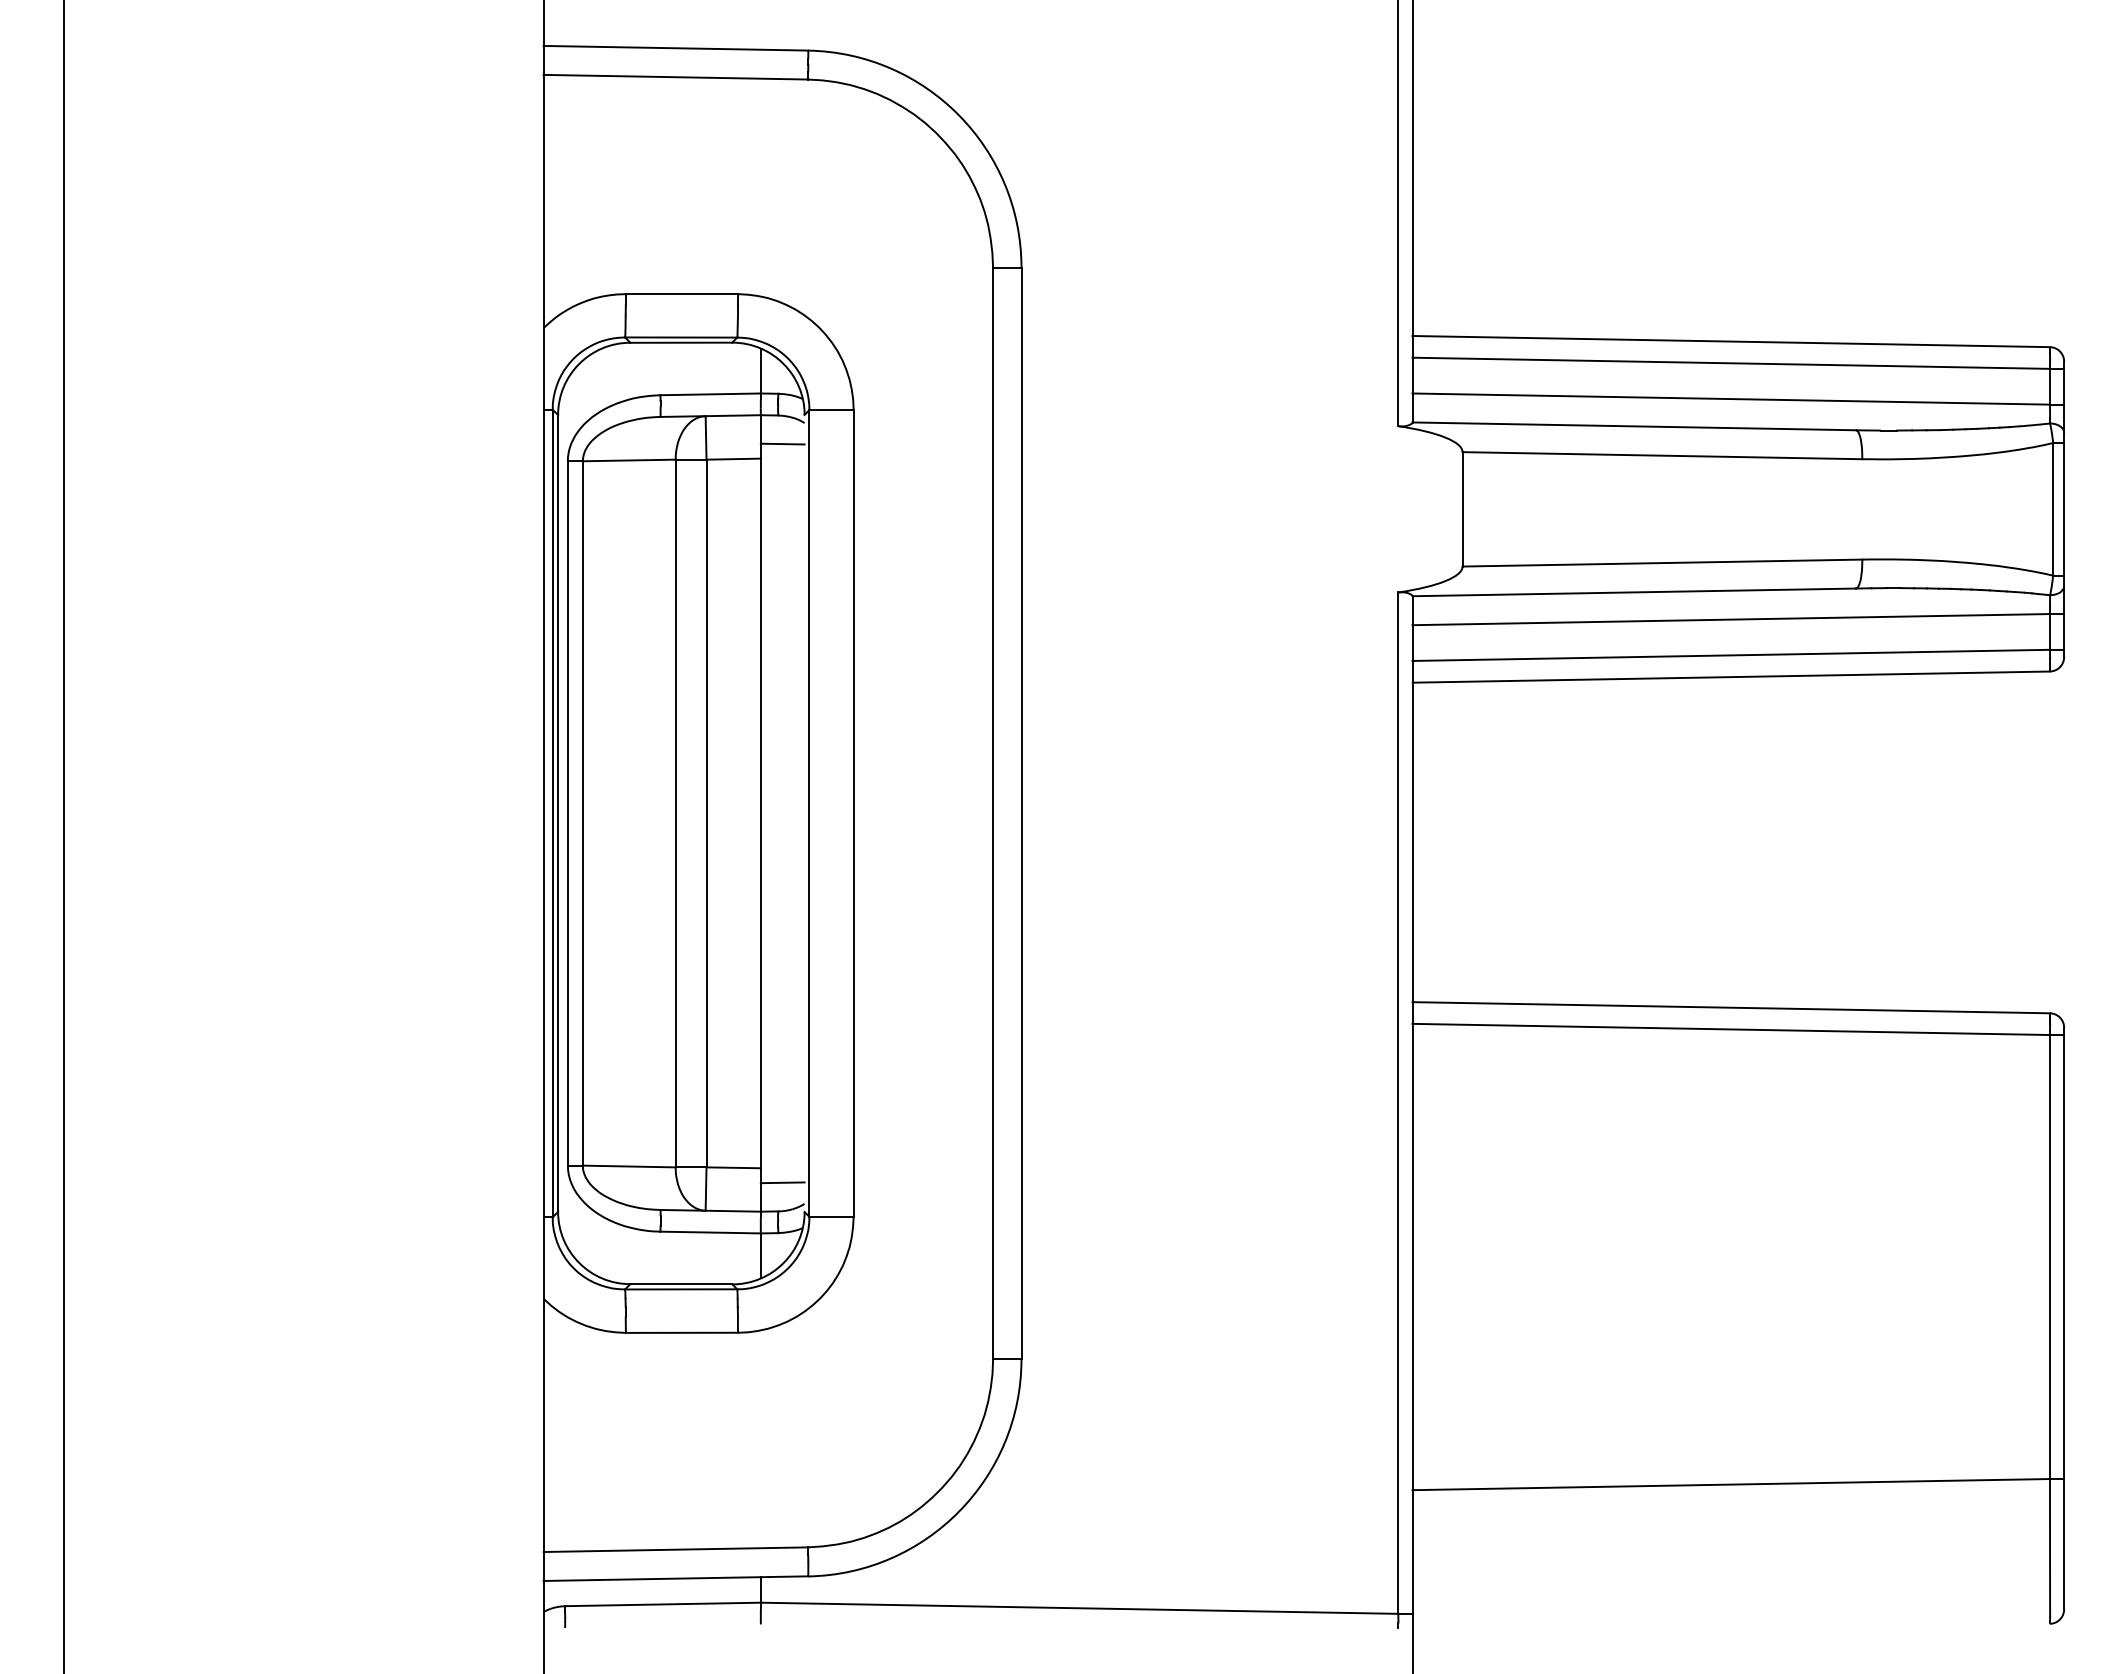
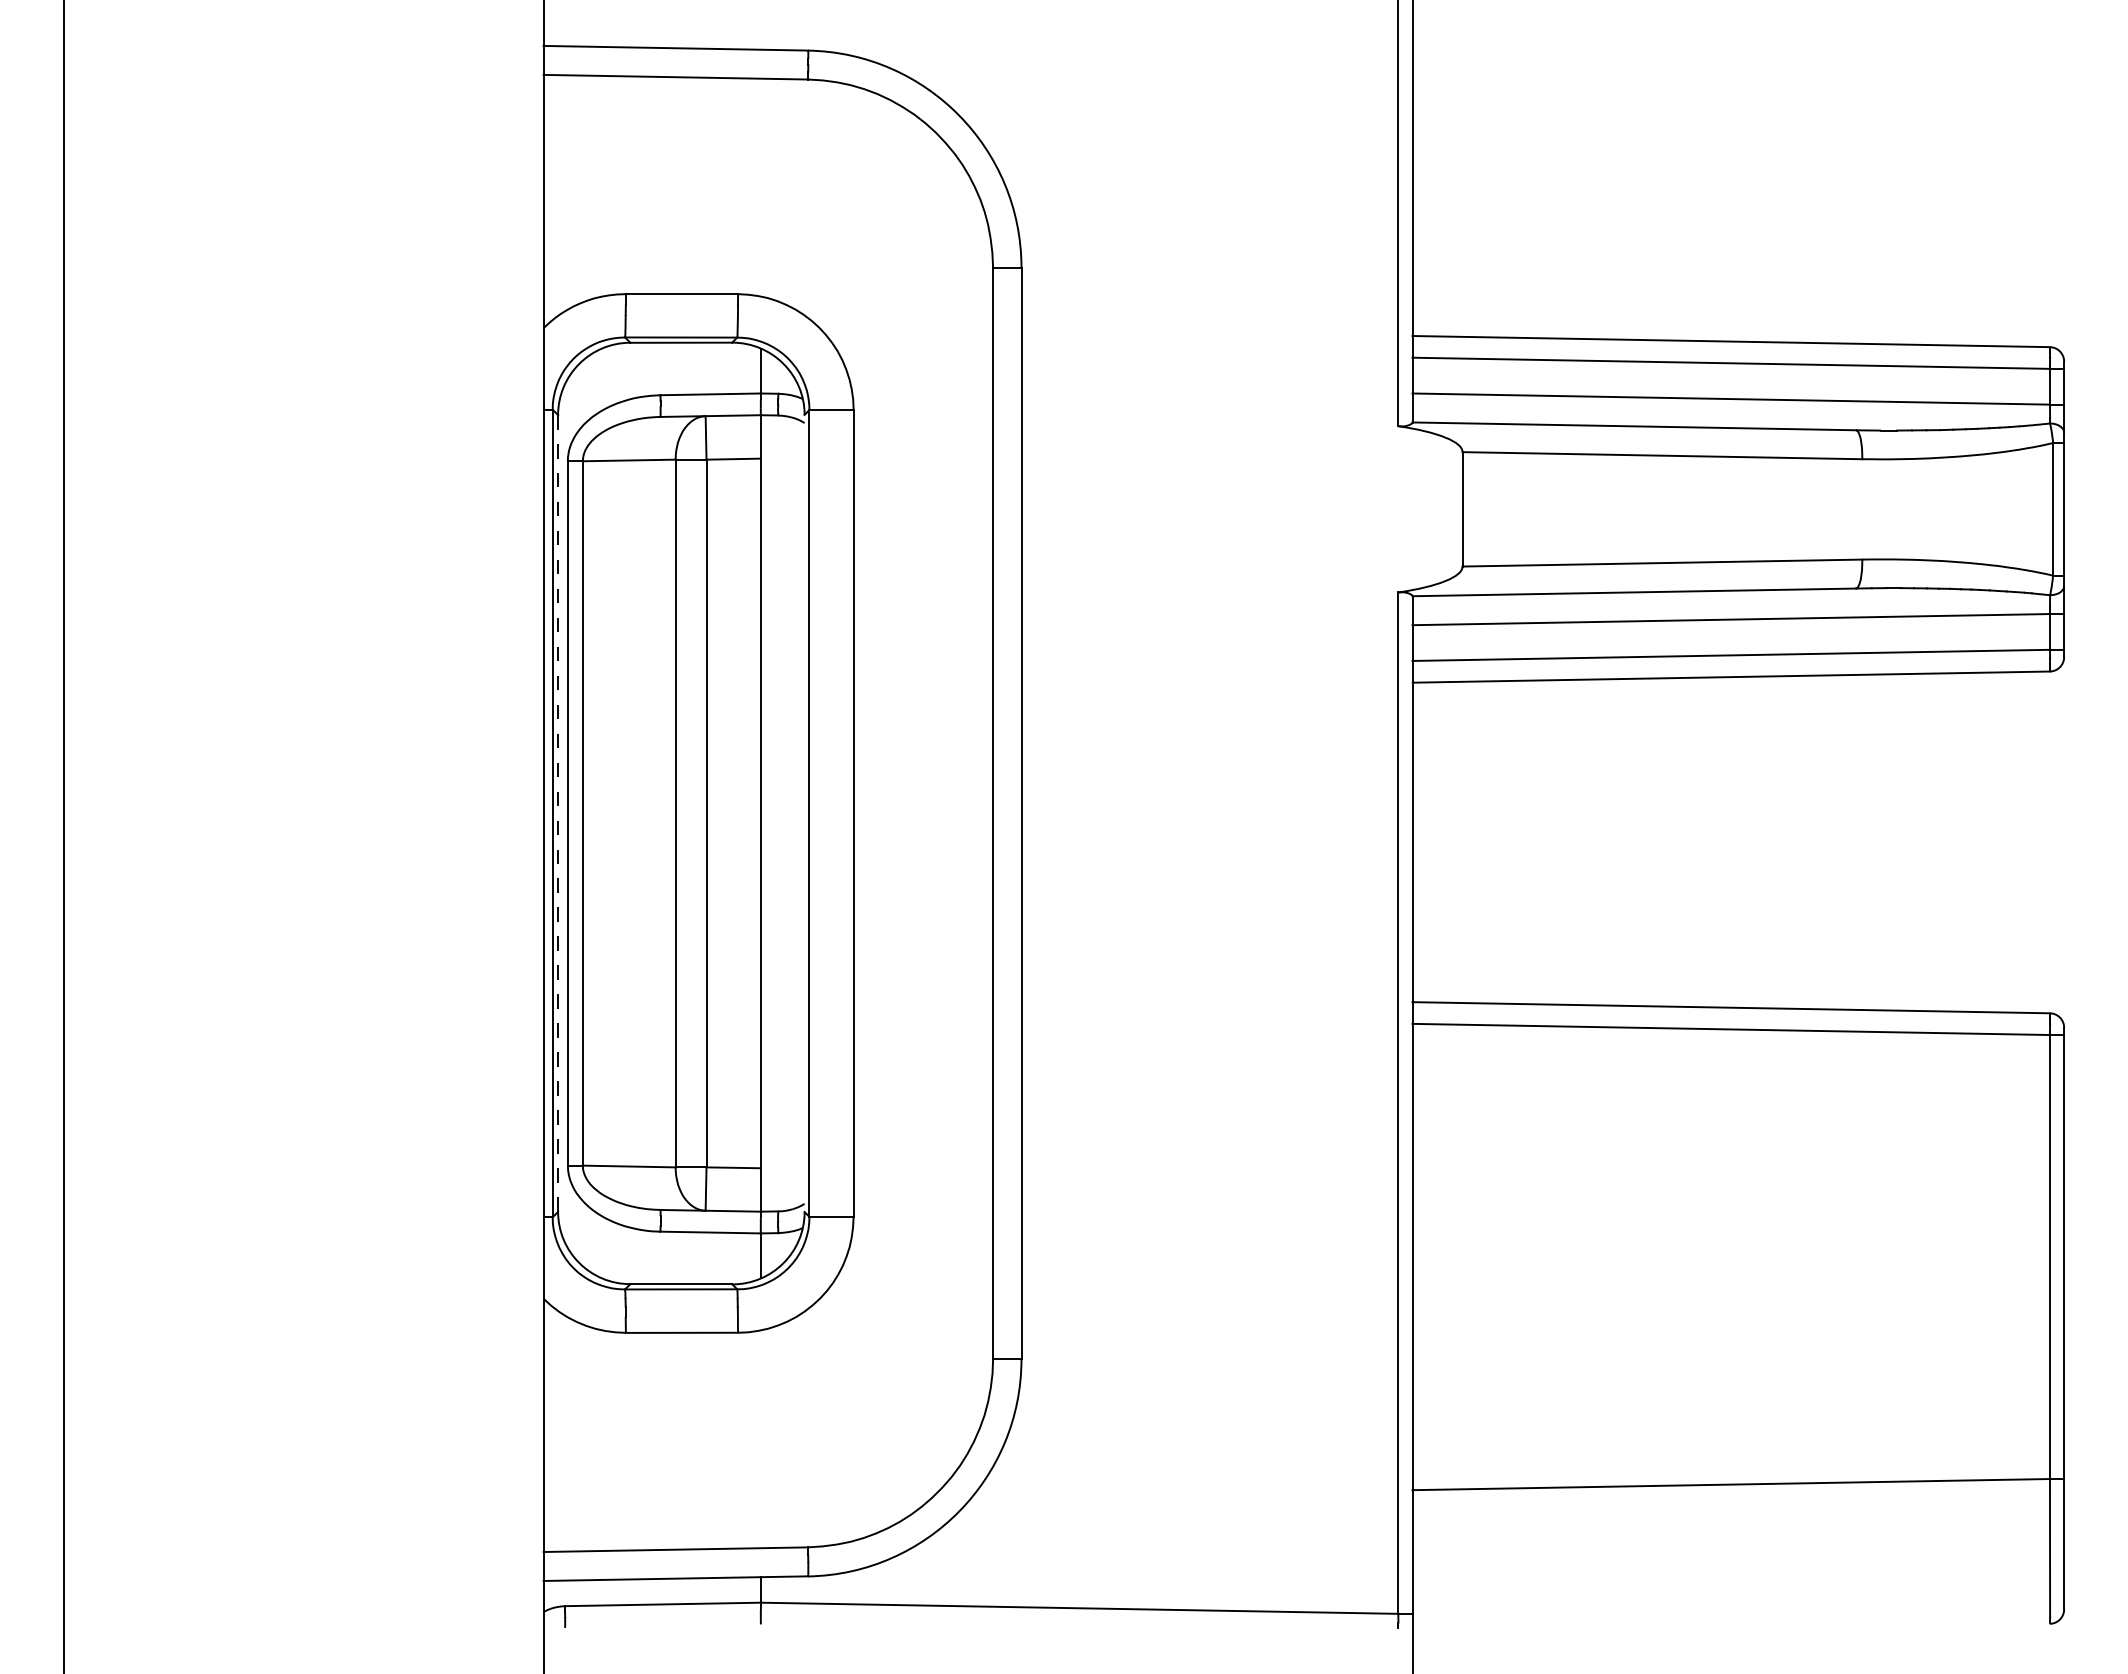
line: present -> none (782, 443)
line: solid -> dashed (558, 813)
line: present -> none (782, 1182)
